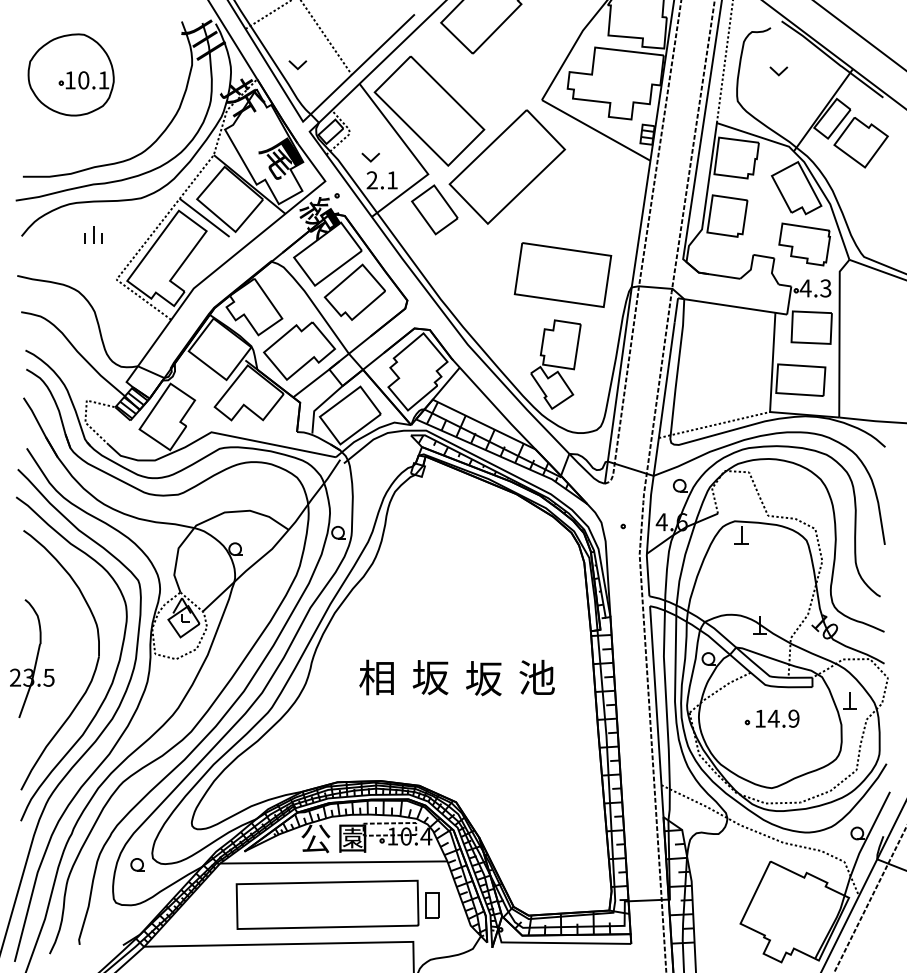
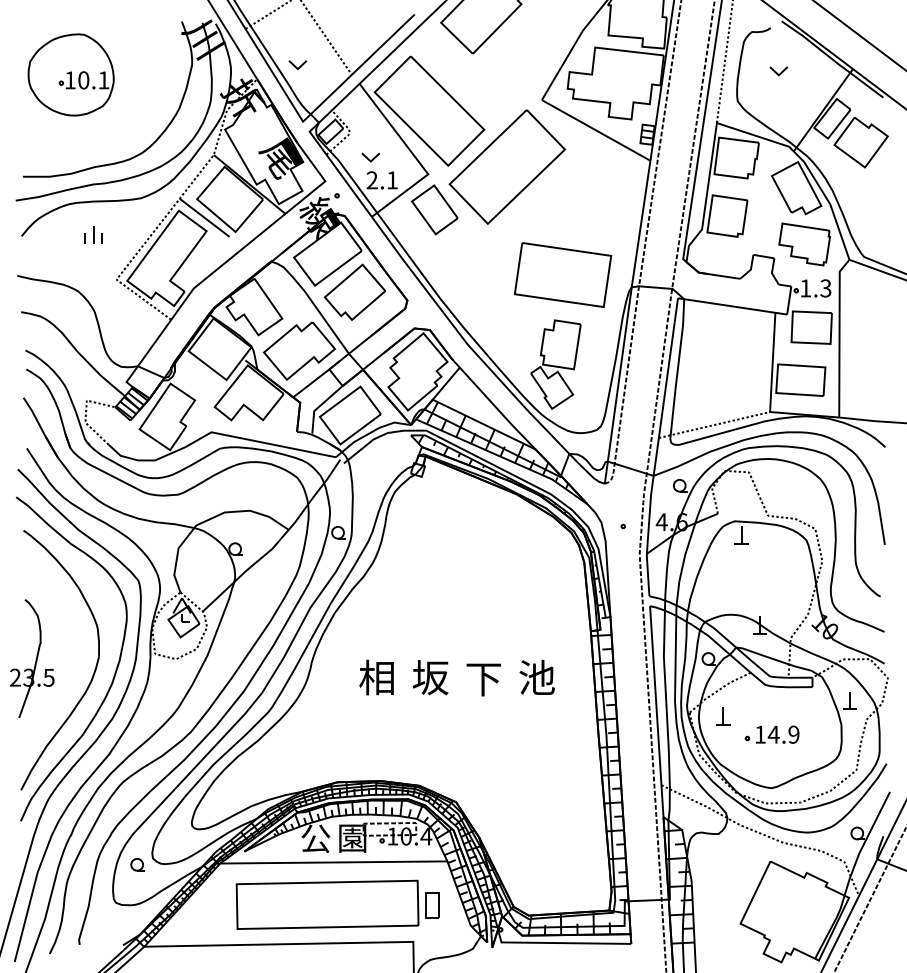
text: 4.3 -> 1.3 (805, 288)
text: 坂 -> 下 (483, 678)
part: none -> present (723, 716)
part position: (771, 718) -> (771, 734) (771, 734)
